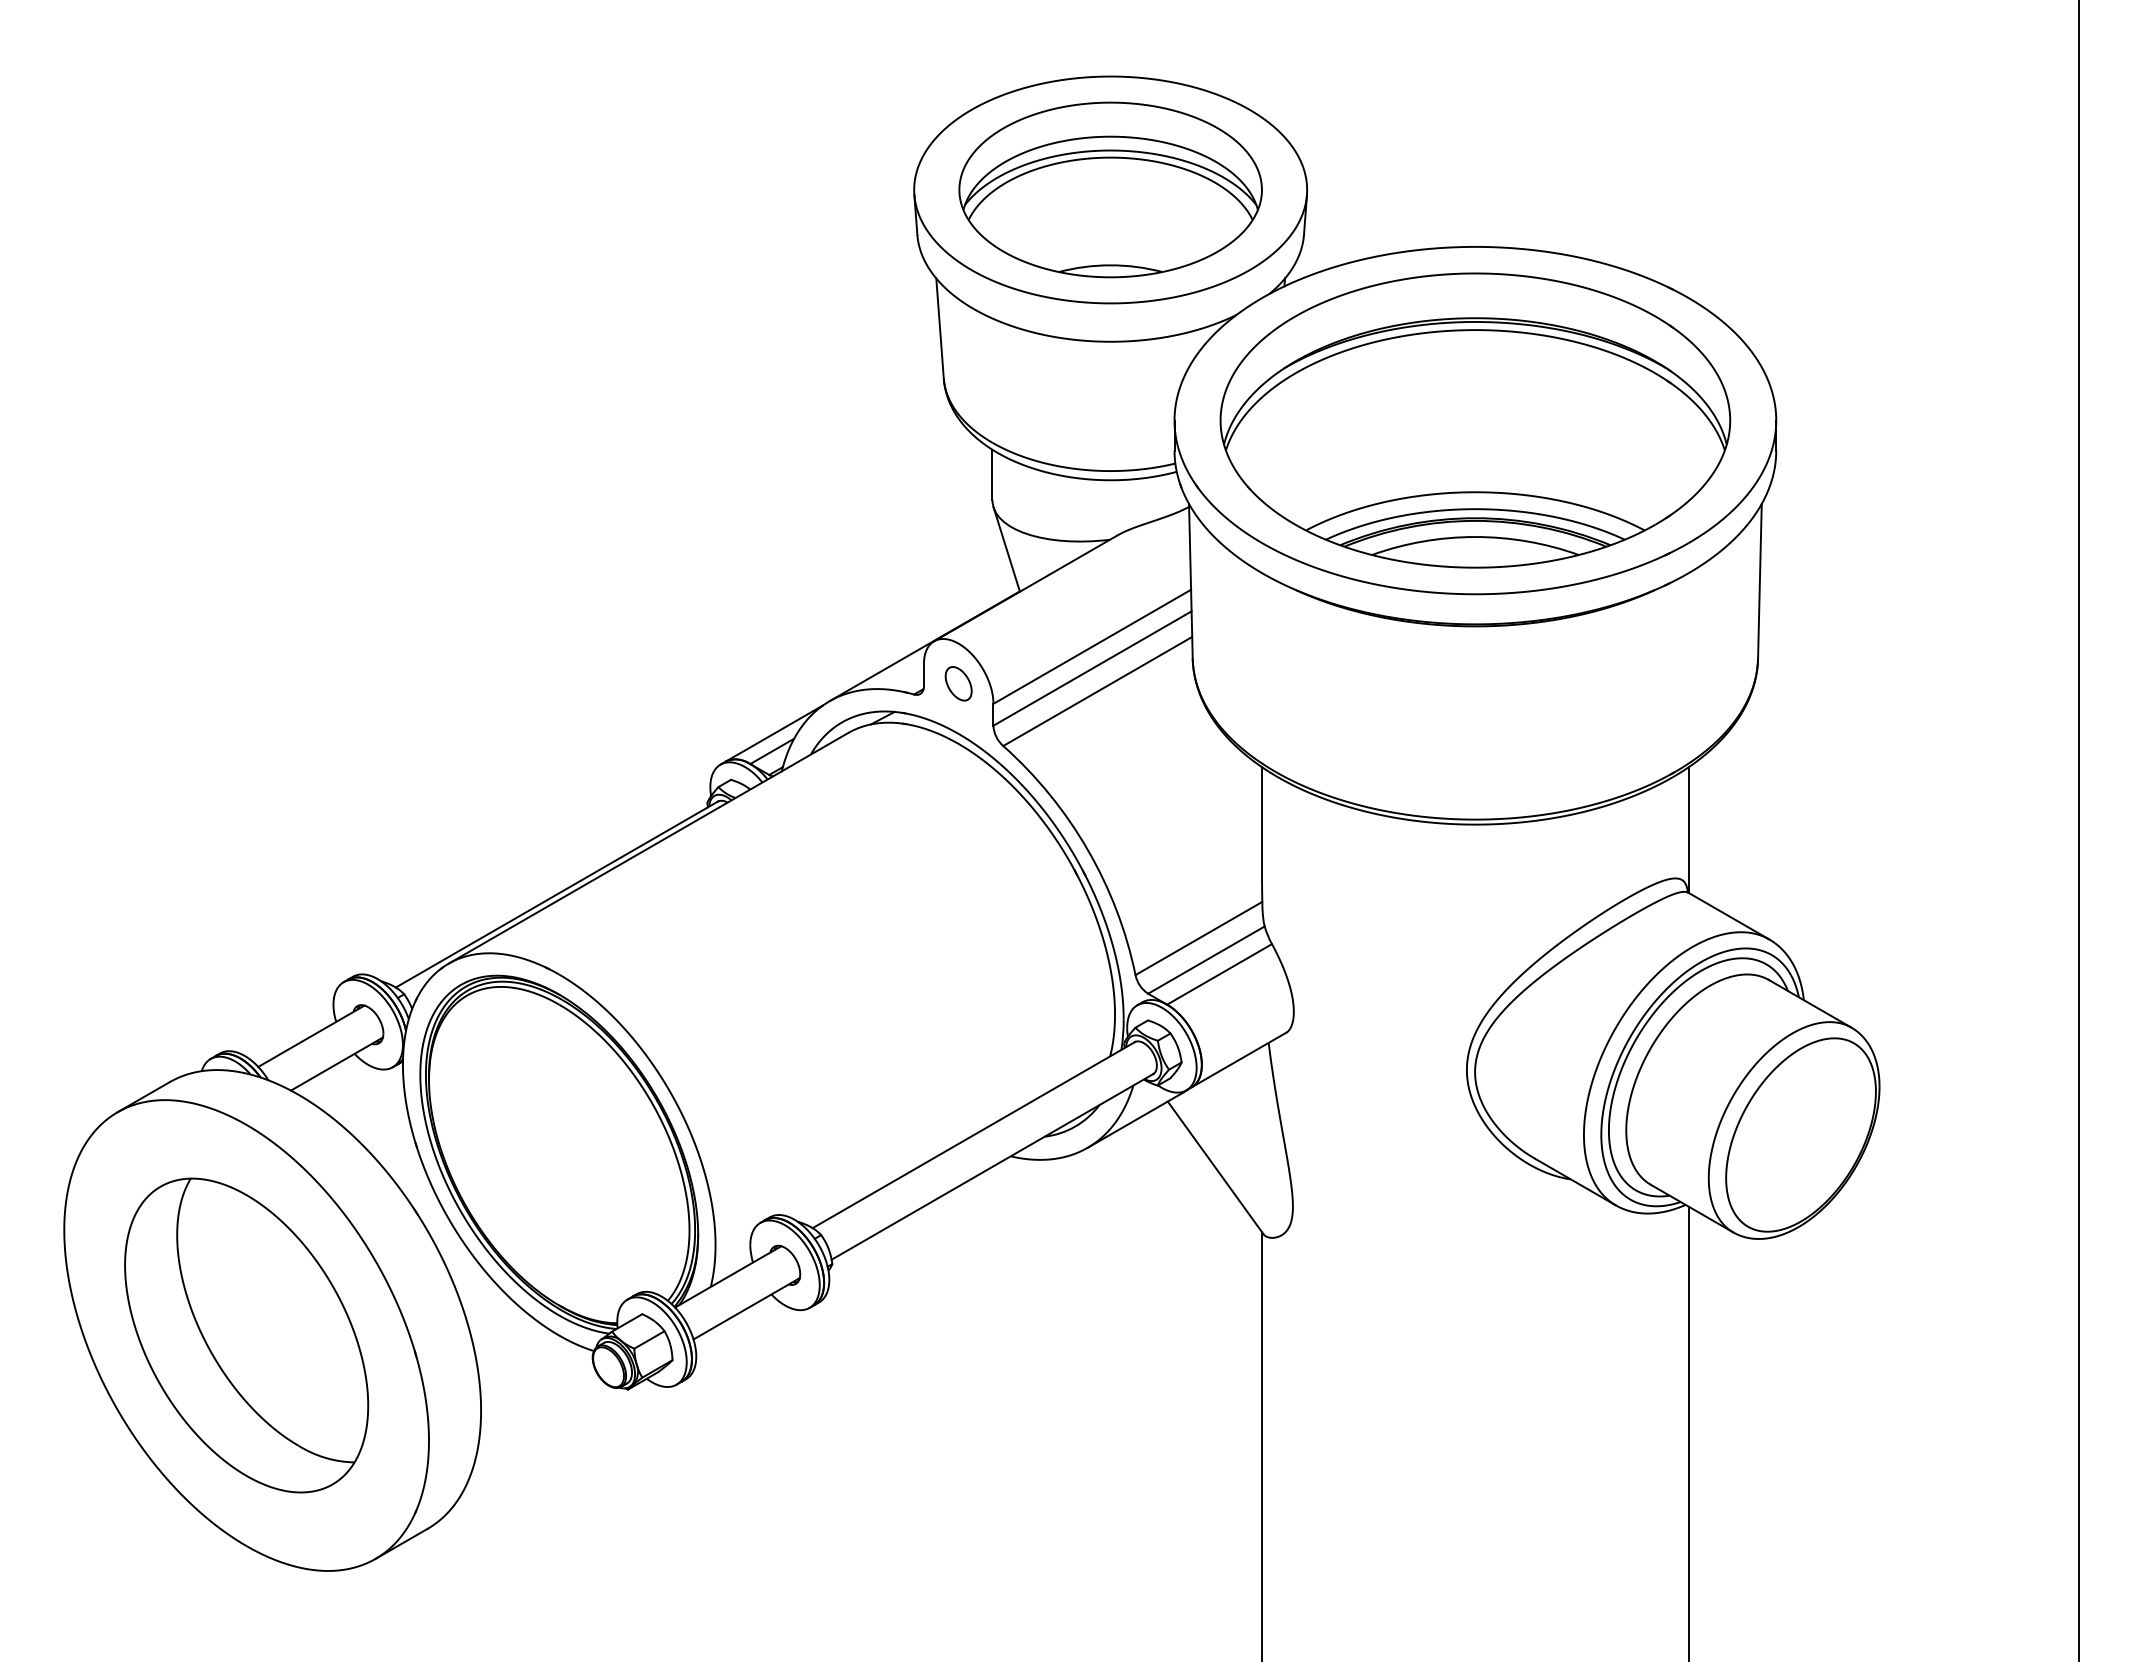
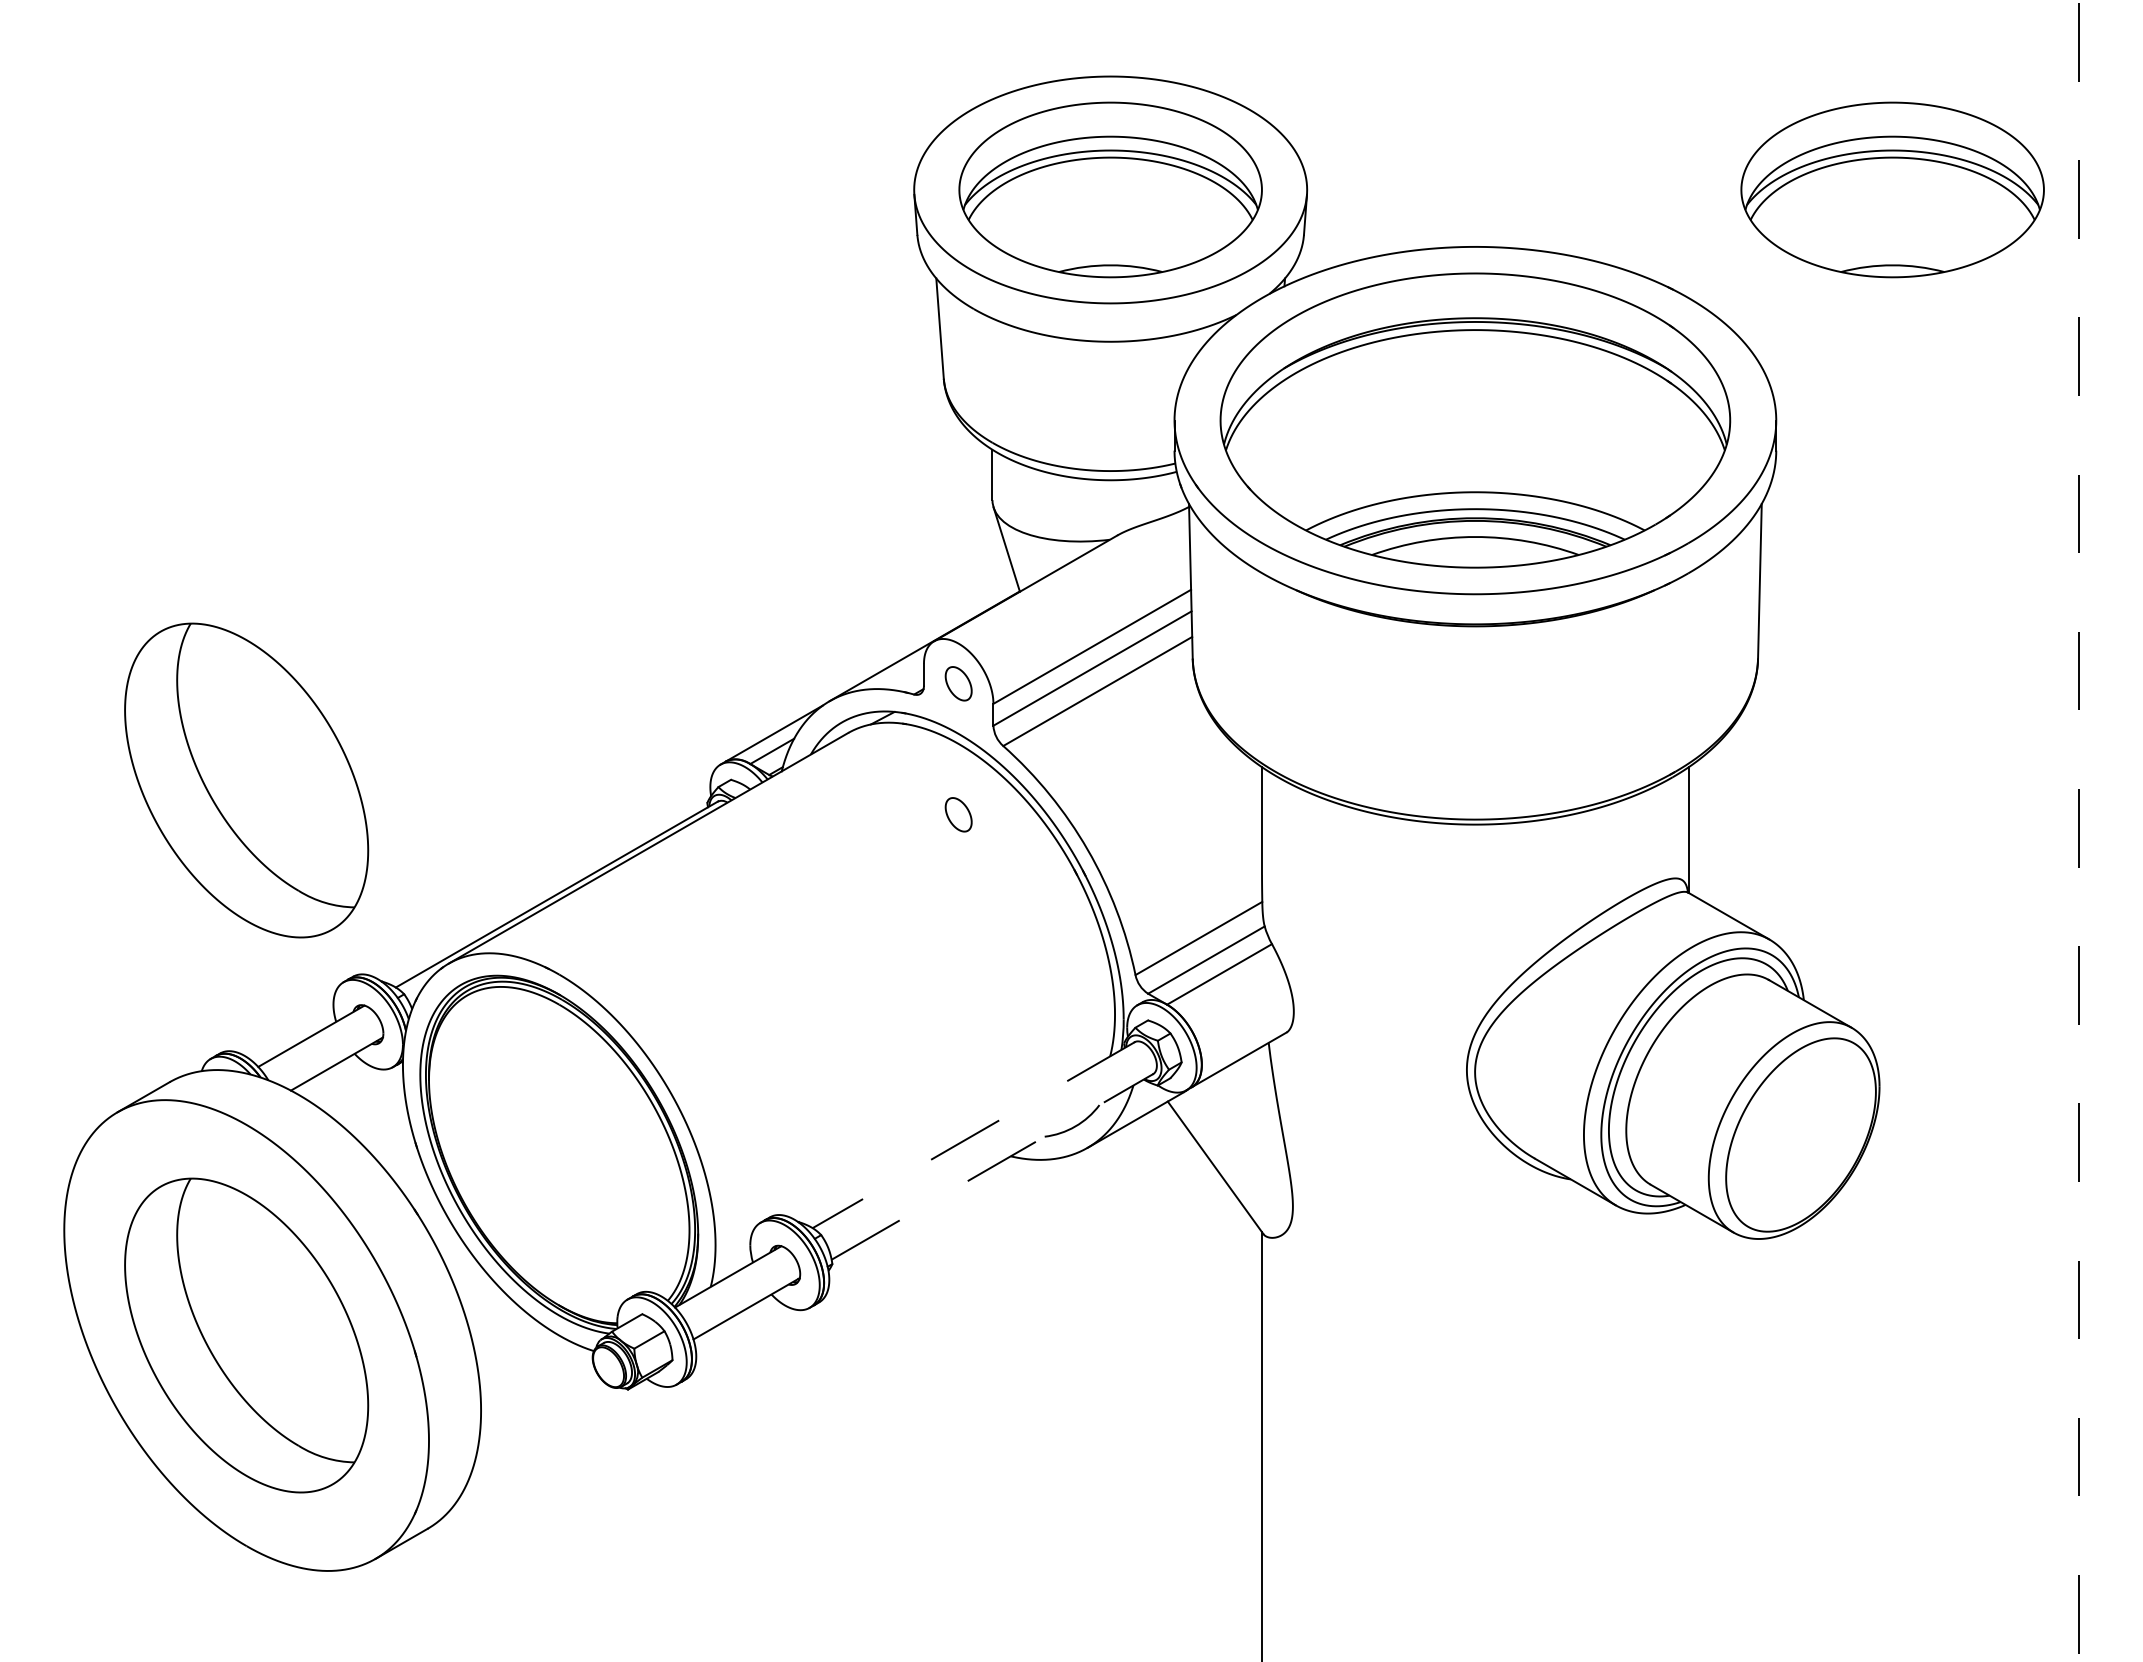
part: none -> present (1892, 189)
part: none -> present (246, 780)
part: none -> present (958, 814)
line: solid -> dashed (2078, 830)
line: solid -> dashed (973, 1135)
line: solid -> dashed (992, 1166)
line: present -> none (1688, 1432)
